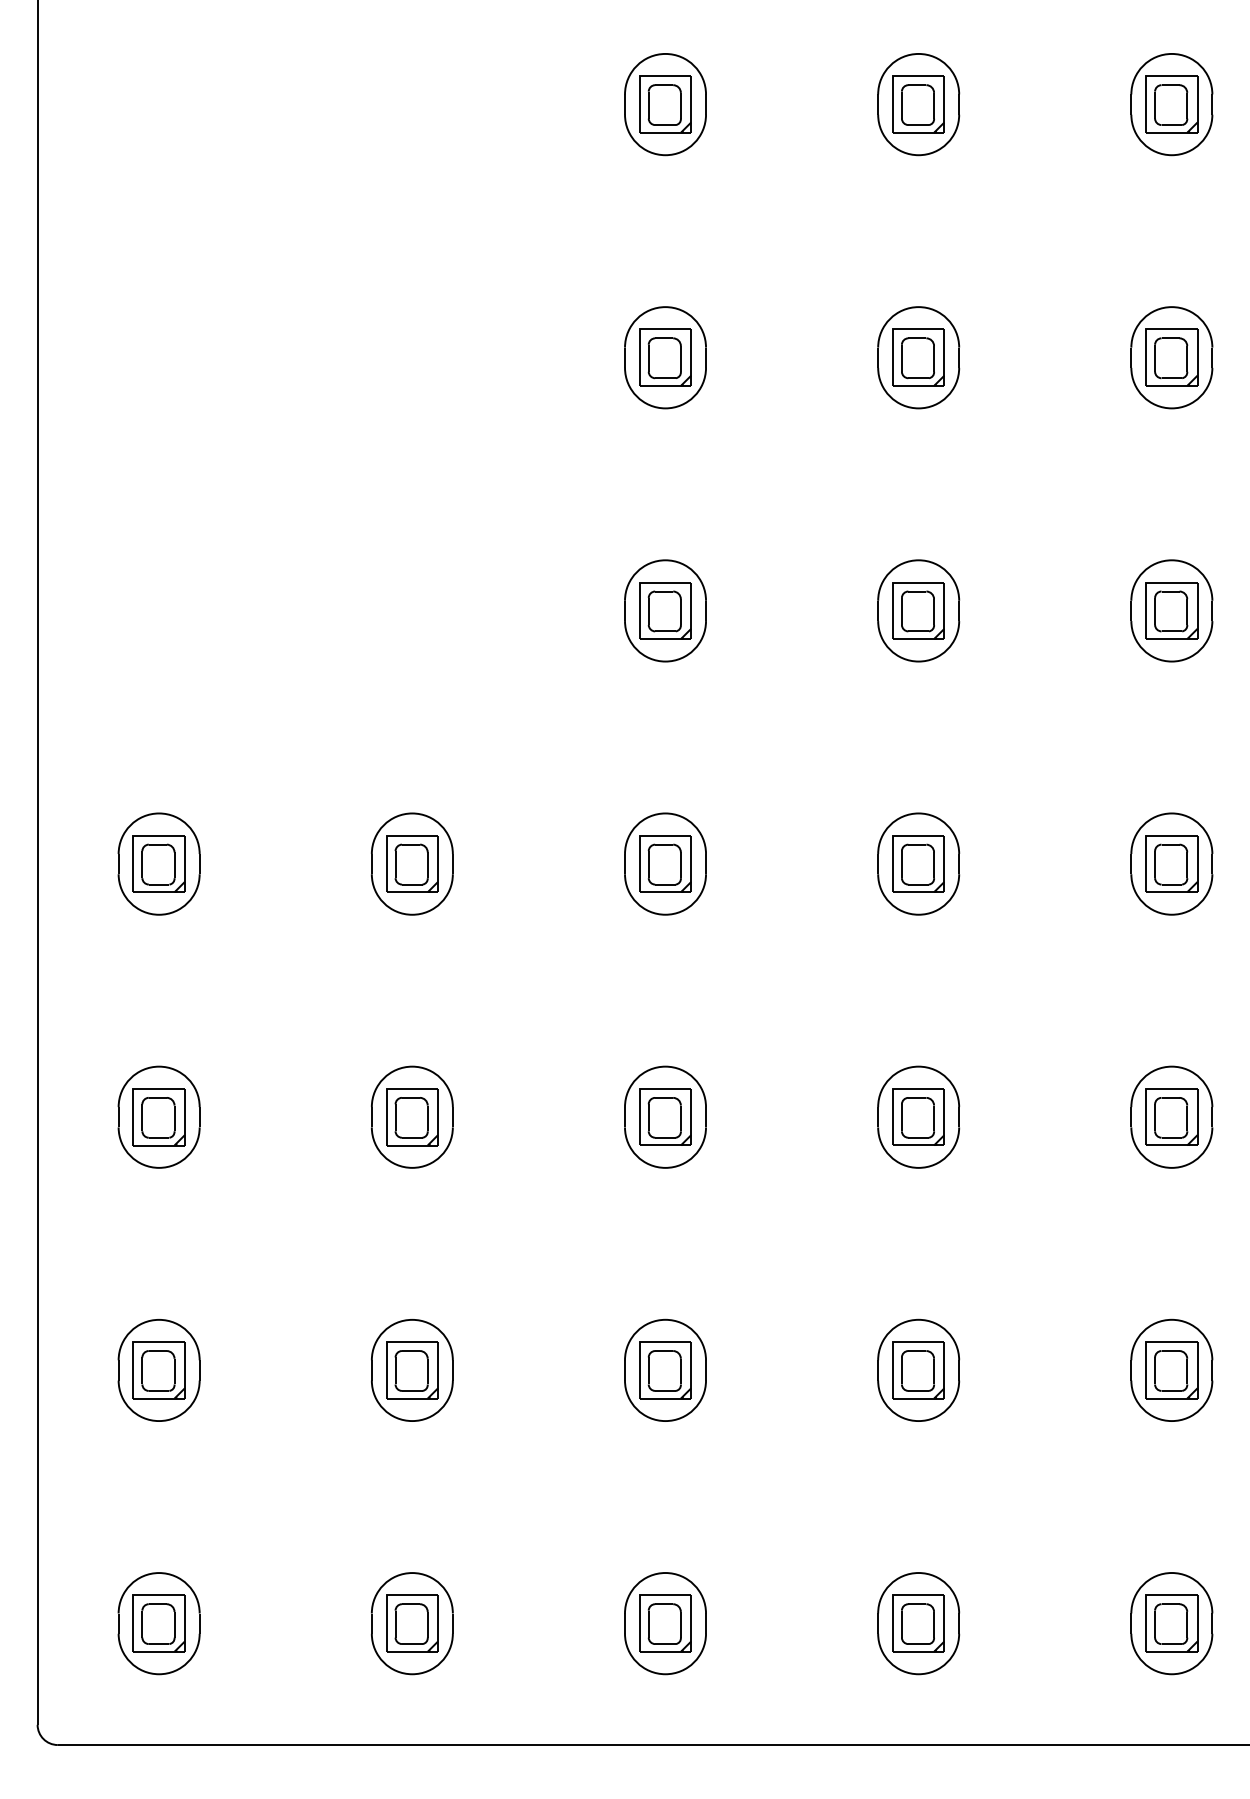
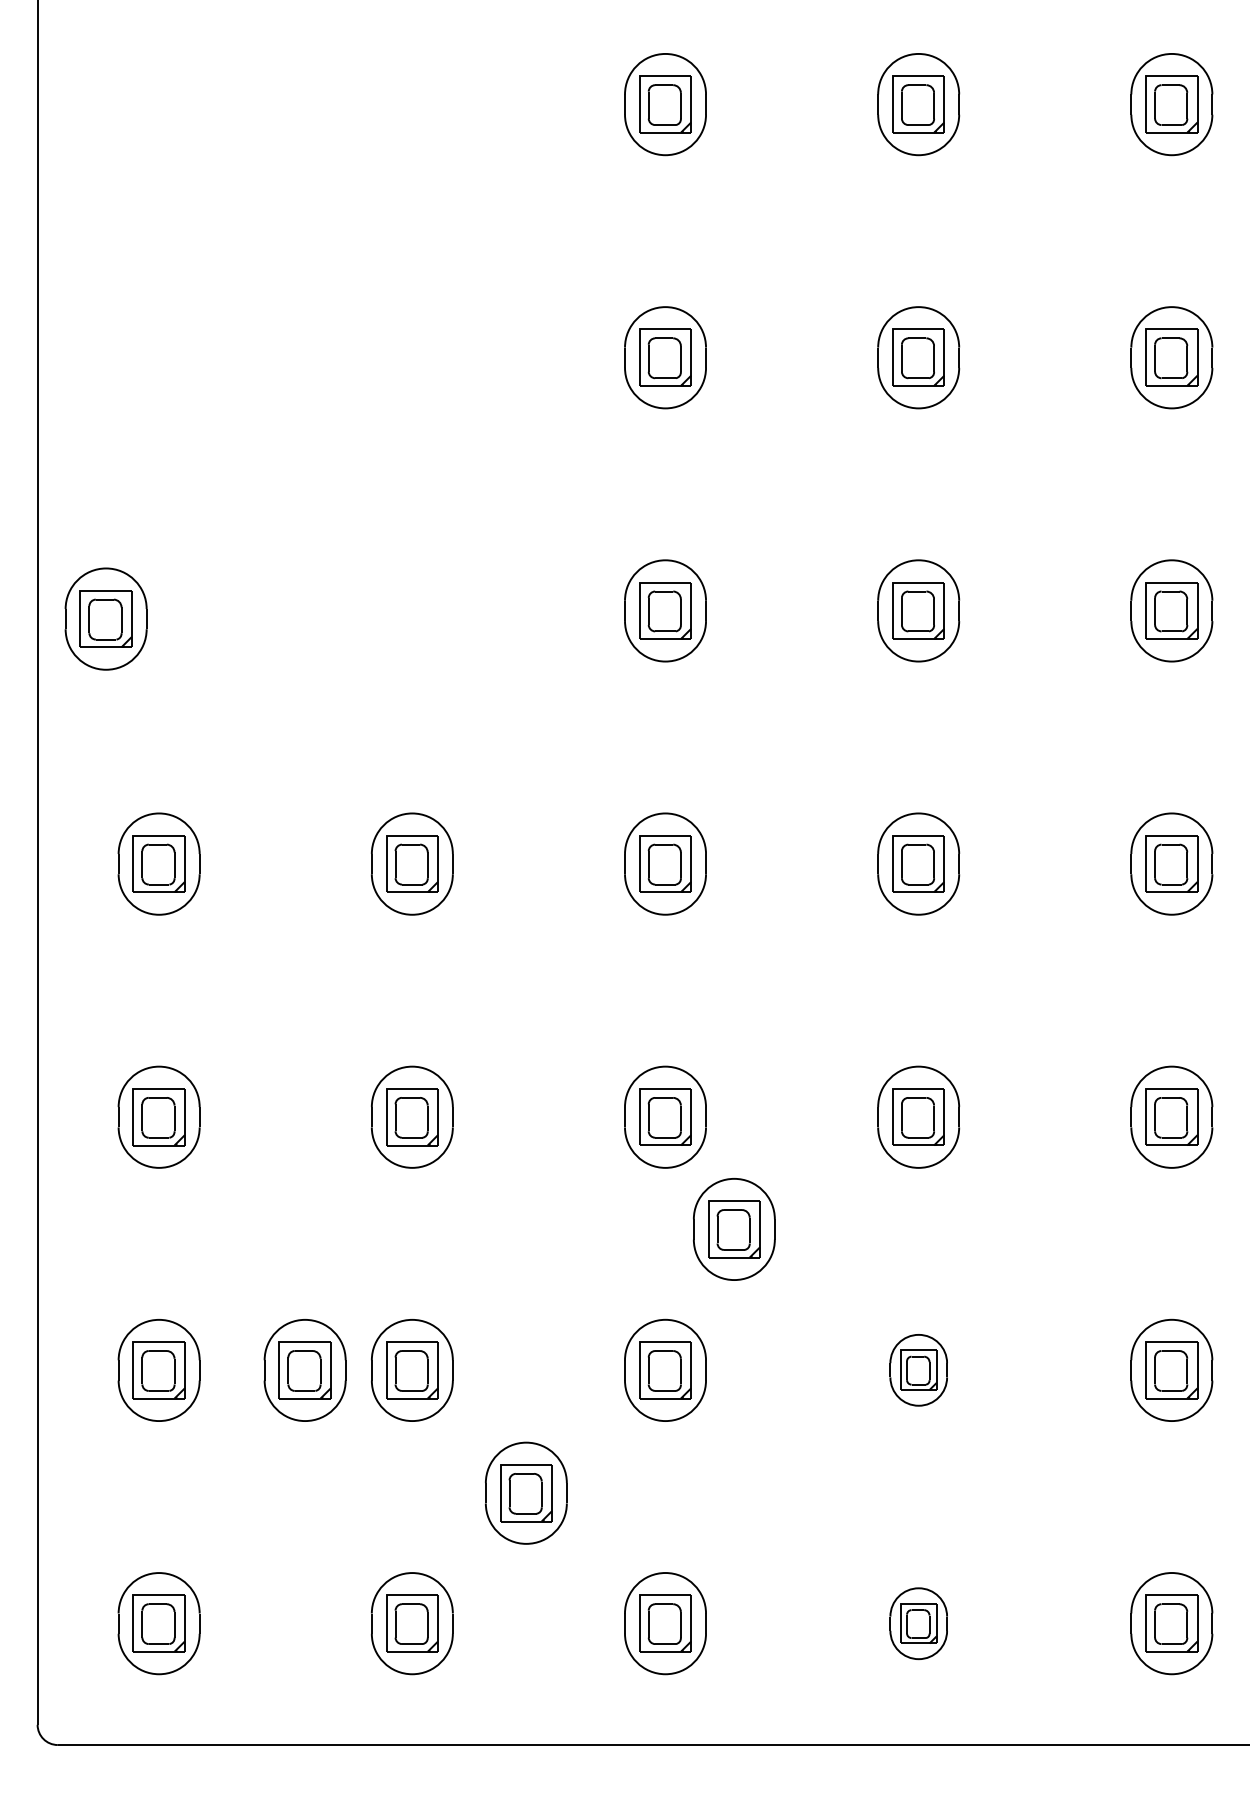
part: none -> present (105, 618)
part: none -> present (734, 1229)
part size: 84x104 px -> 59x73 px (918, 1370)
part: none -> present (304, 1370)
part: none -> present (526, 1492)
part size: 84x104 px -> 59x74 px (918, 1623)
